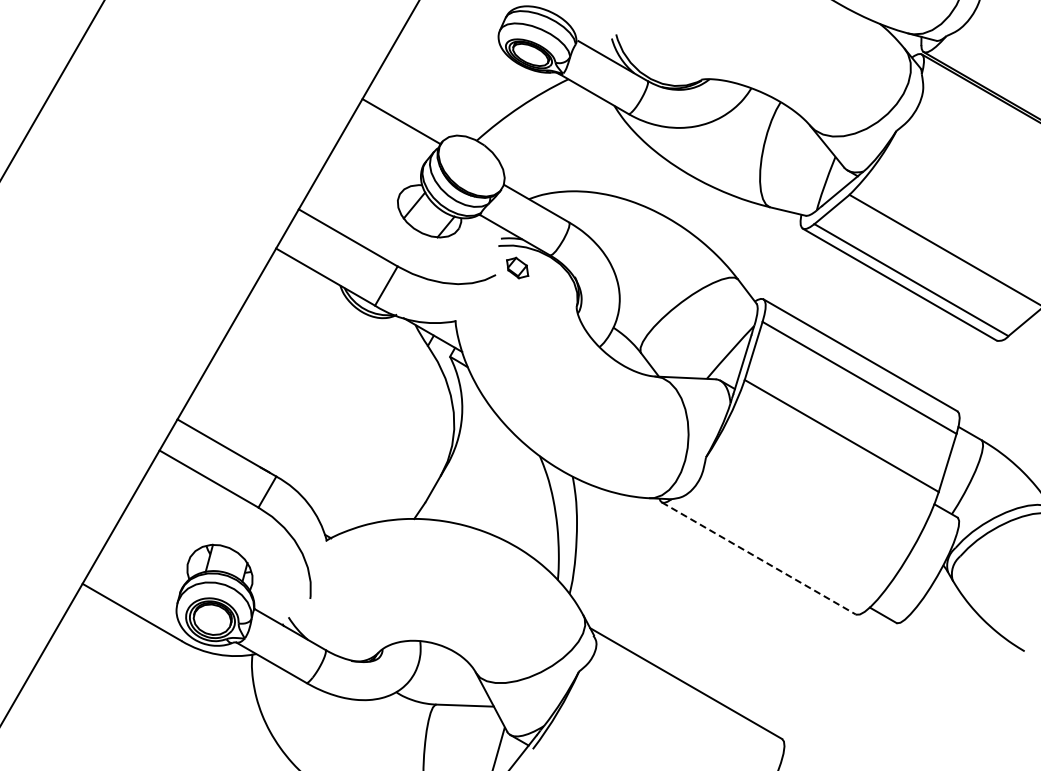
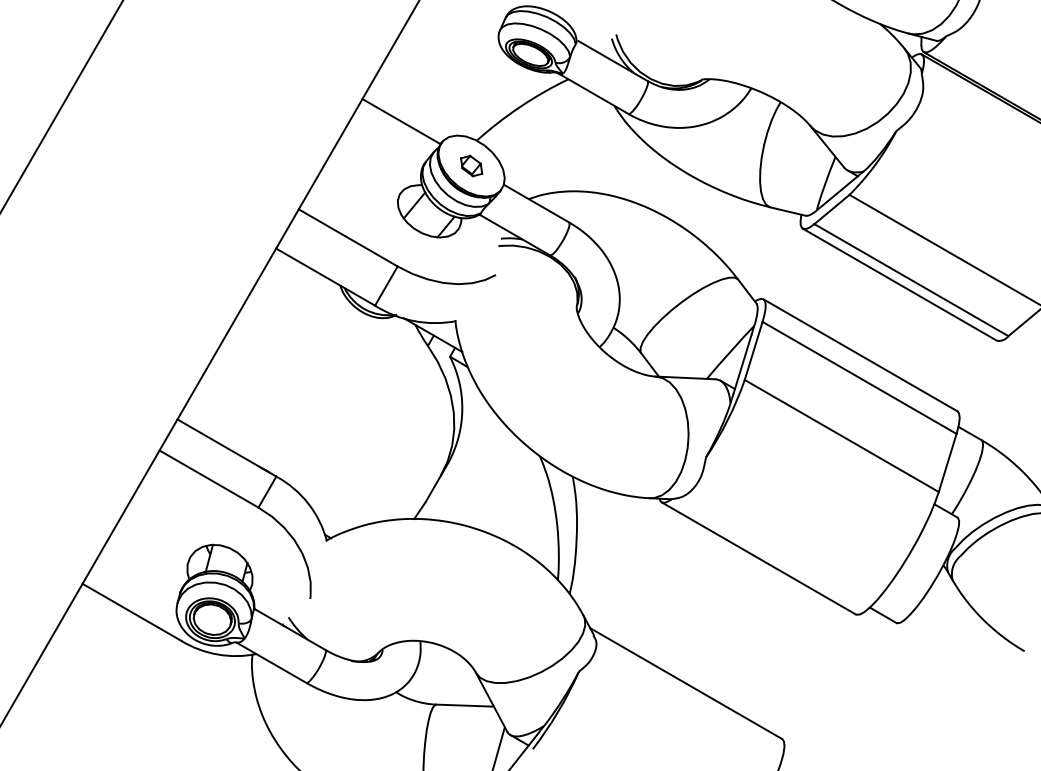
line position: (52, 89) -> (61, 105) (61, 105)
part position: (517, 267) -> (471, 165) (471, 165)
line: dashed -> solid (758, 558)
